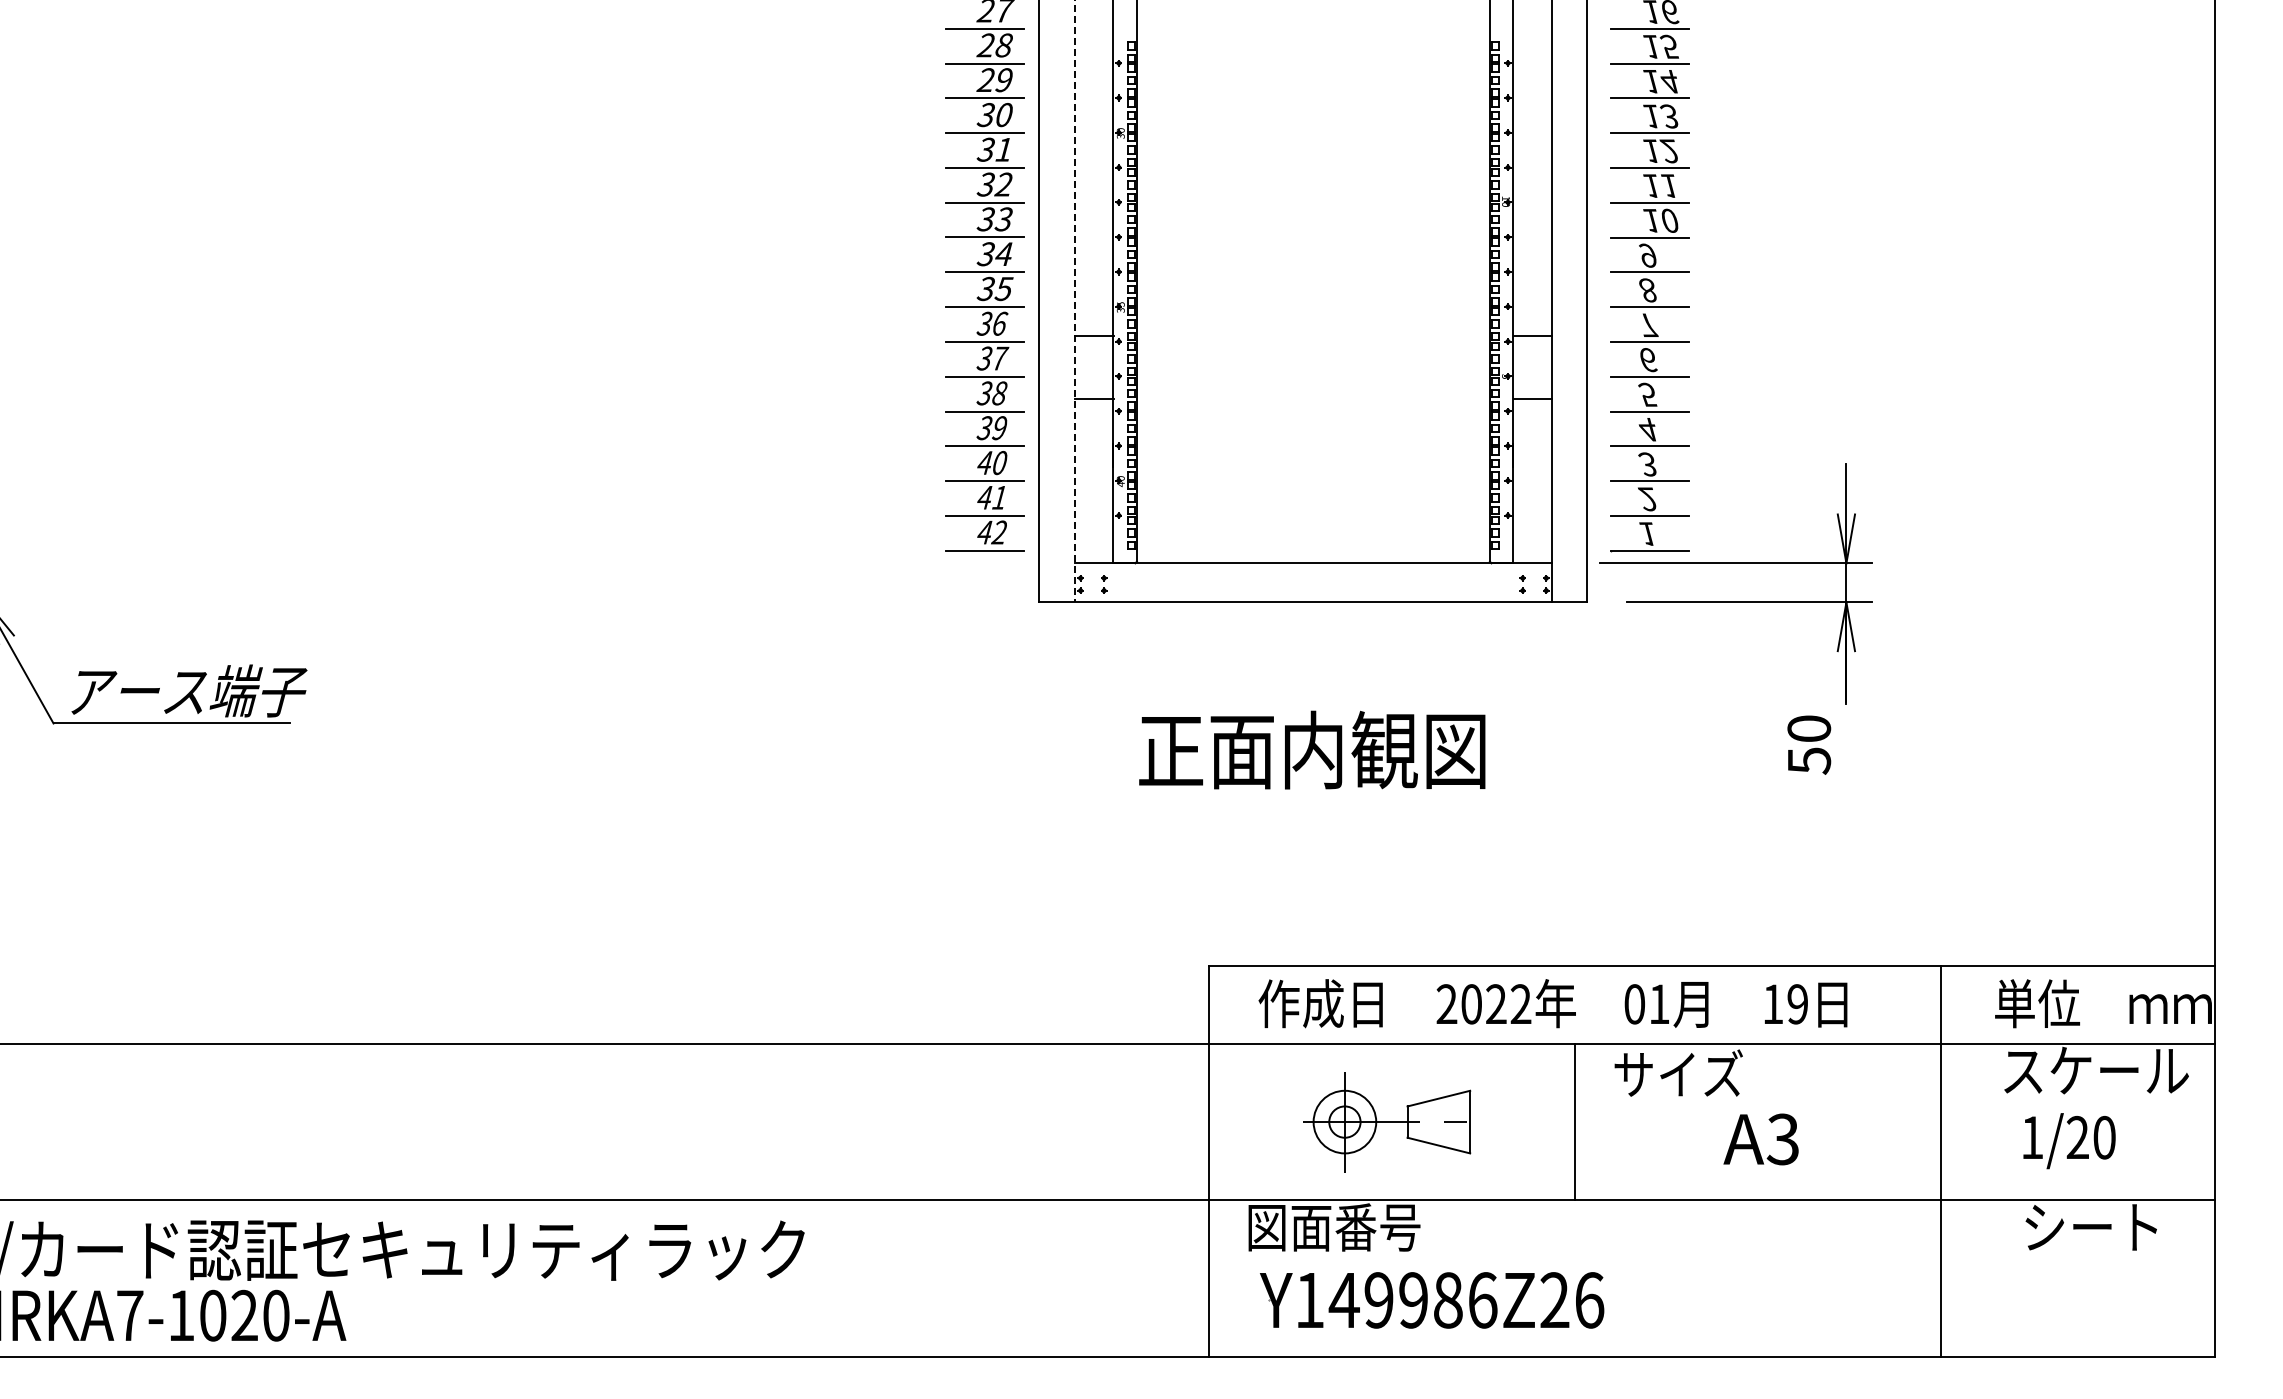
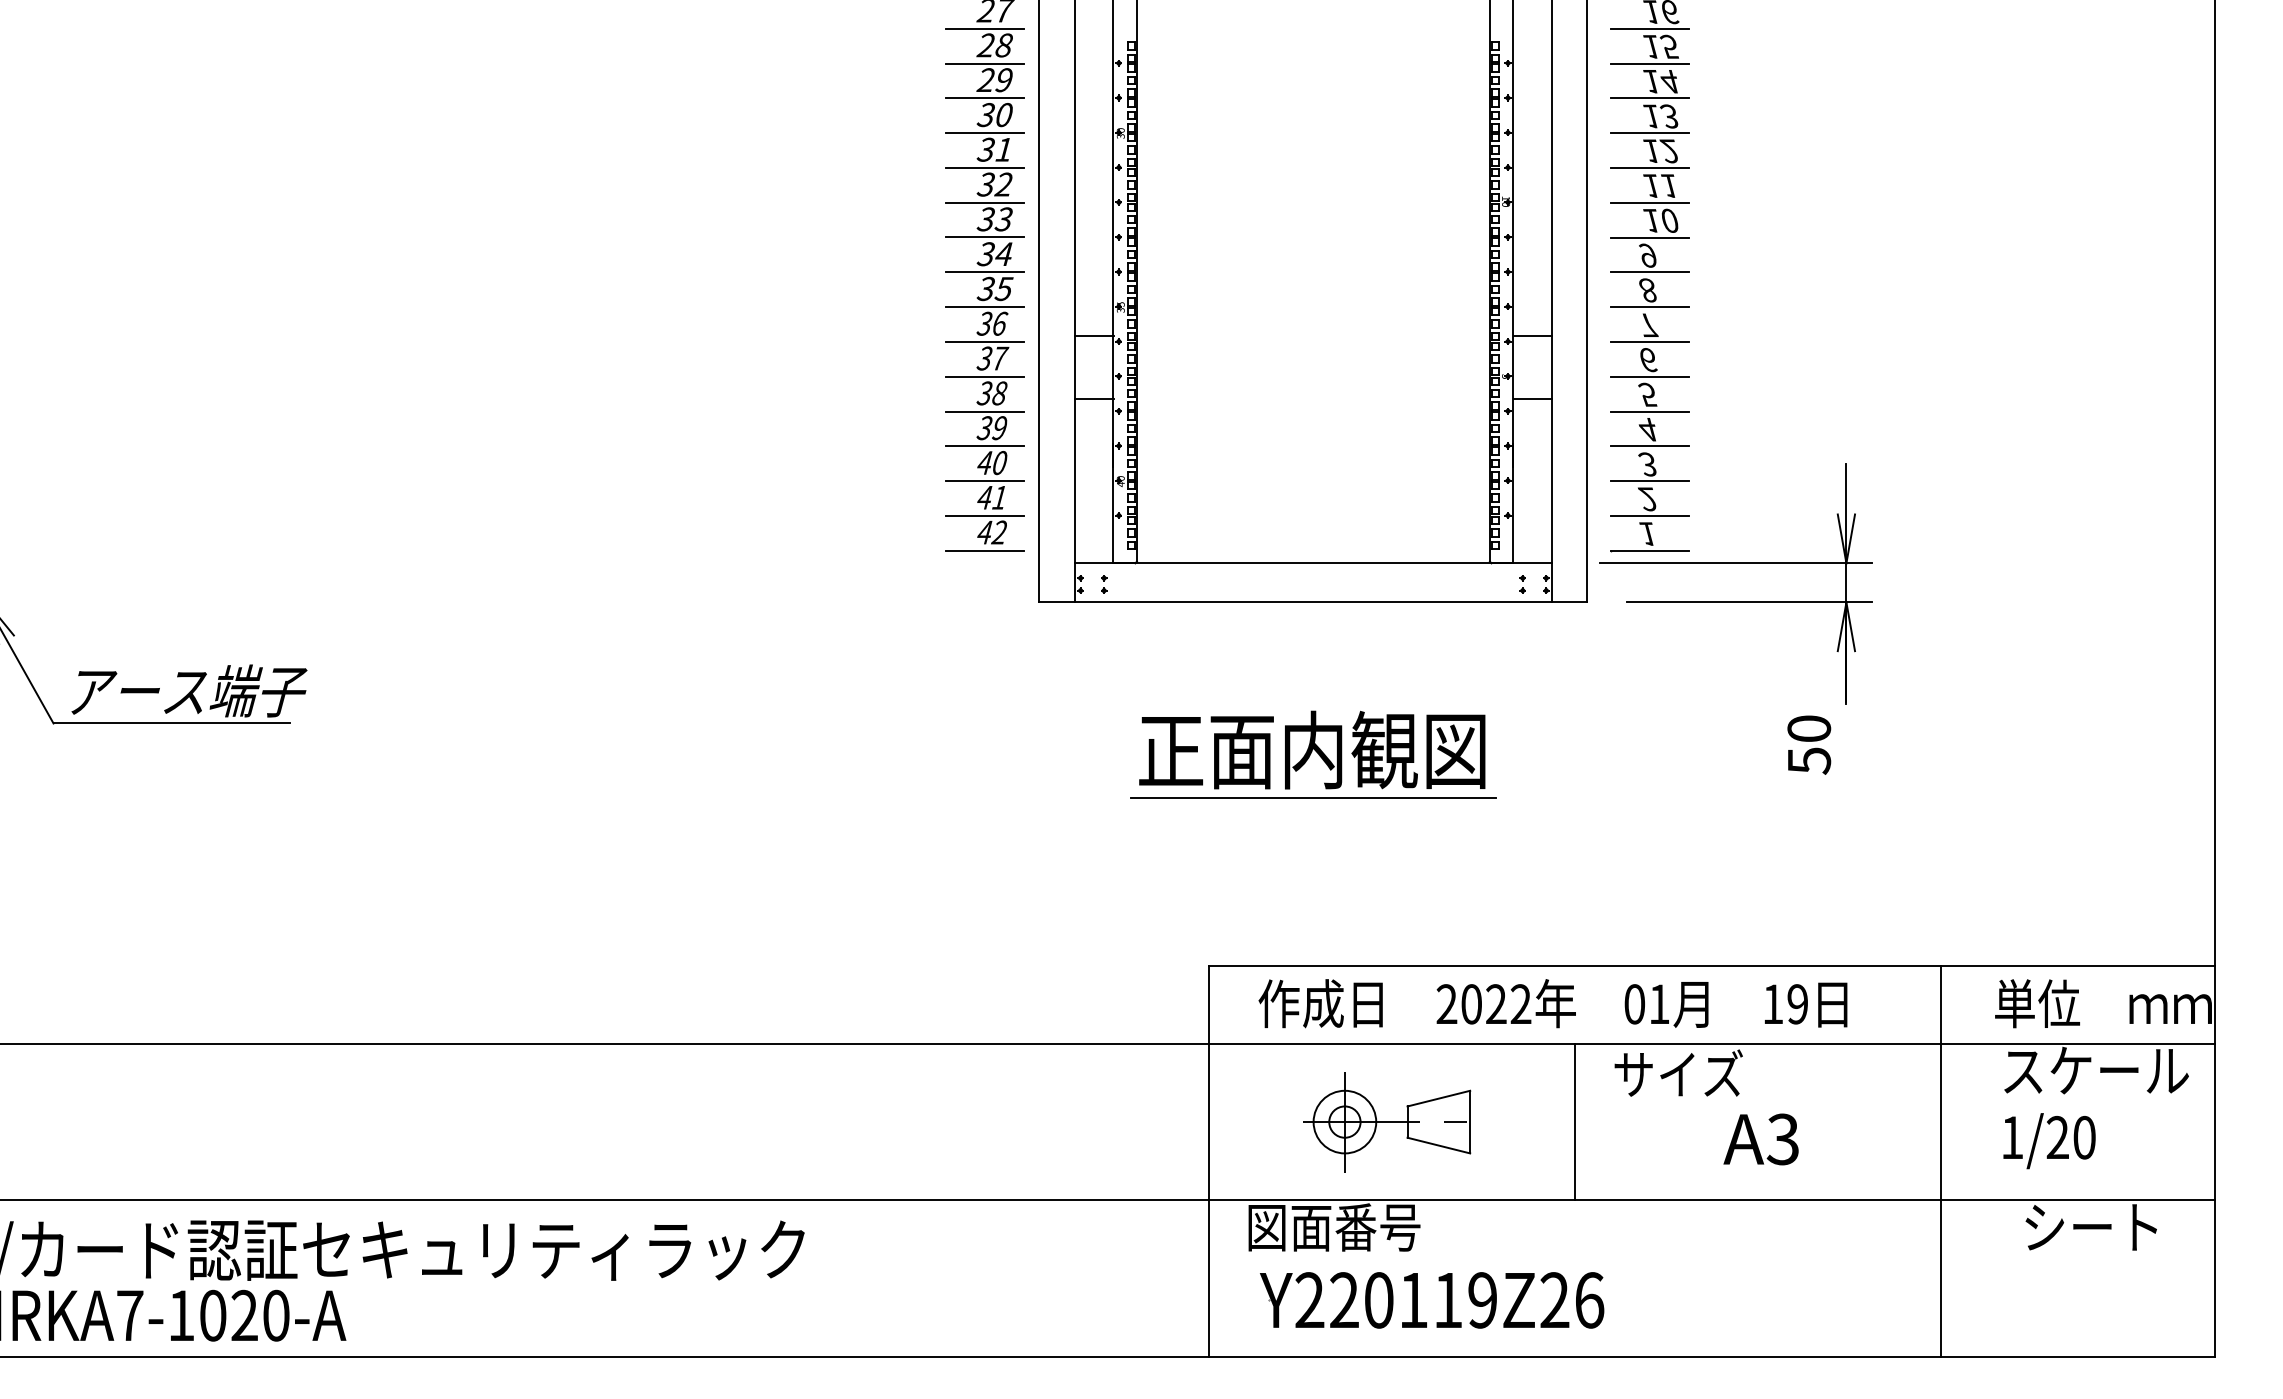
line: dashed -> solid (1074, 301)
line: none -> present (1313, 798)
text position: (2069, 1141) -> (2049, 1141) (2049, 1141)
text: Y149986Z26 -> Y220119Z26 (1396, 1300)
